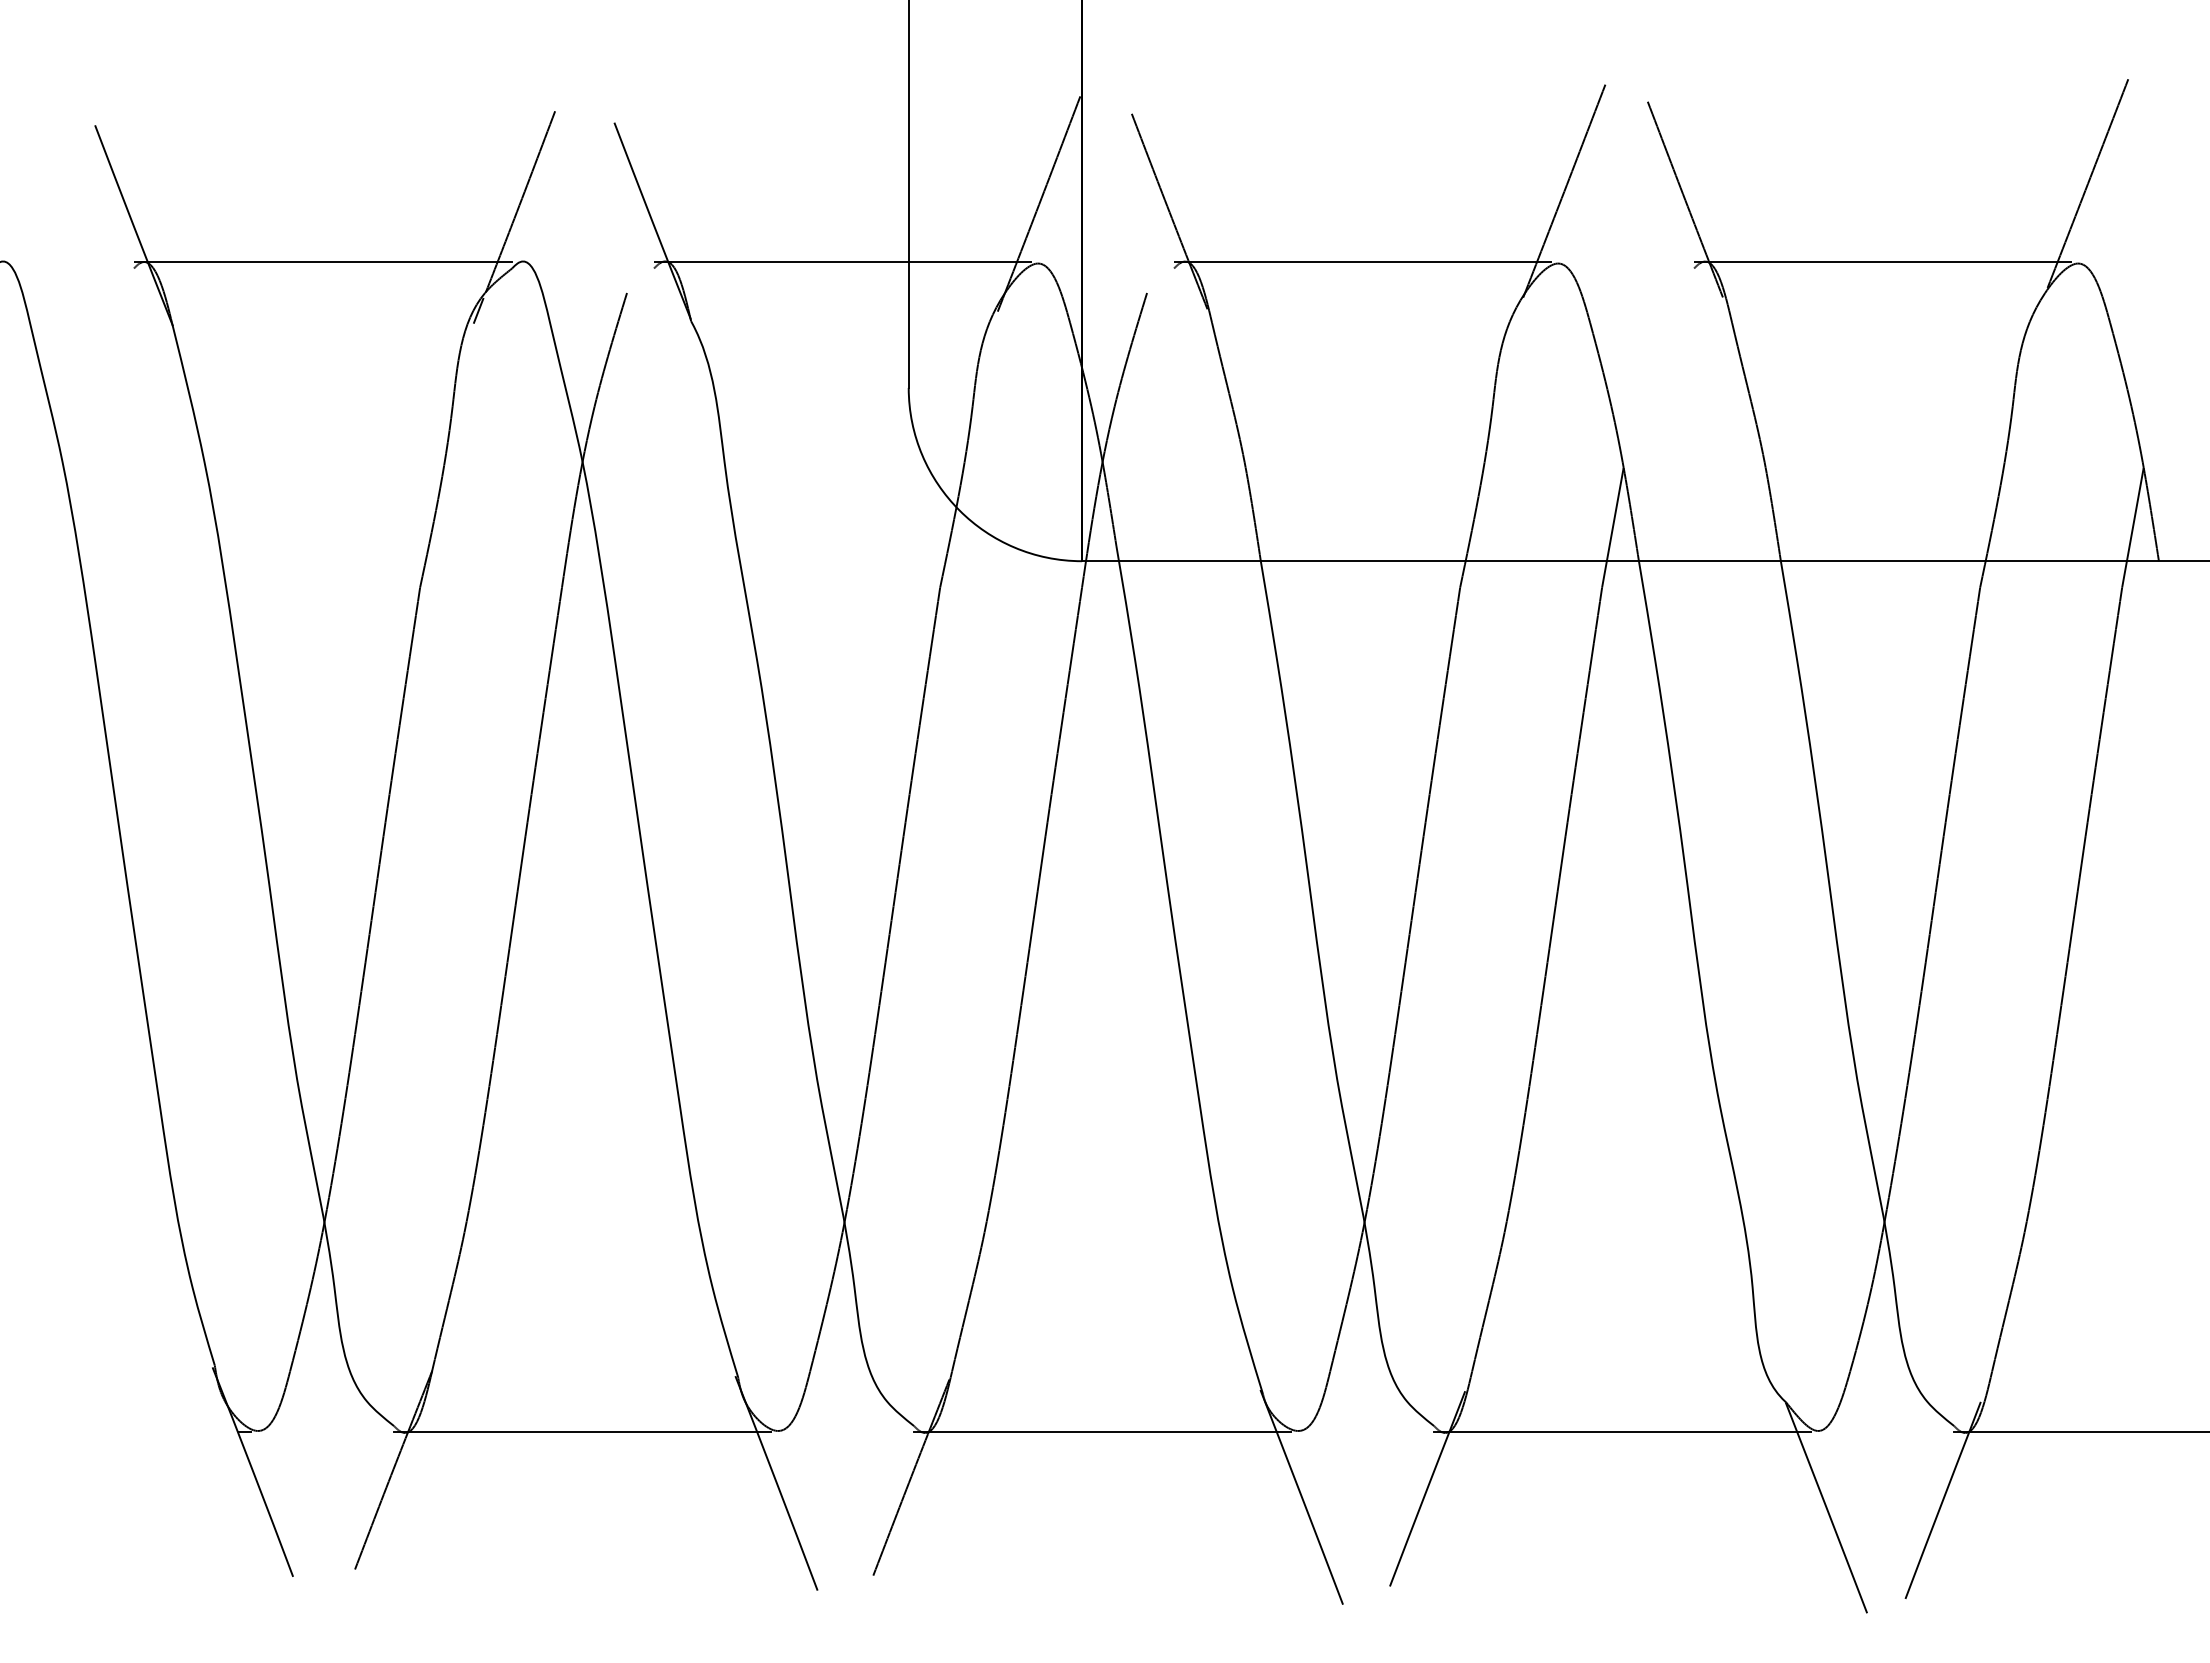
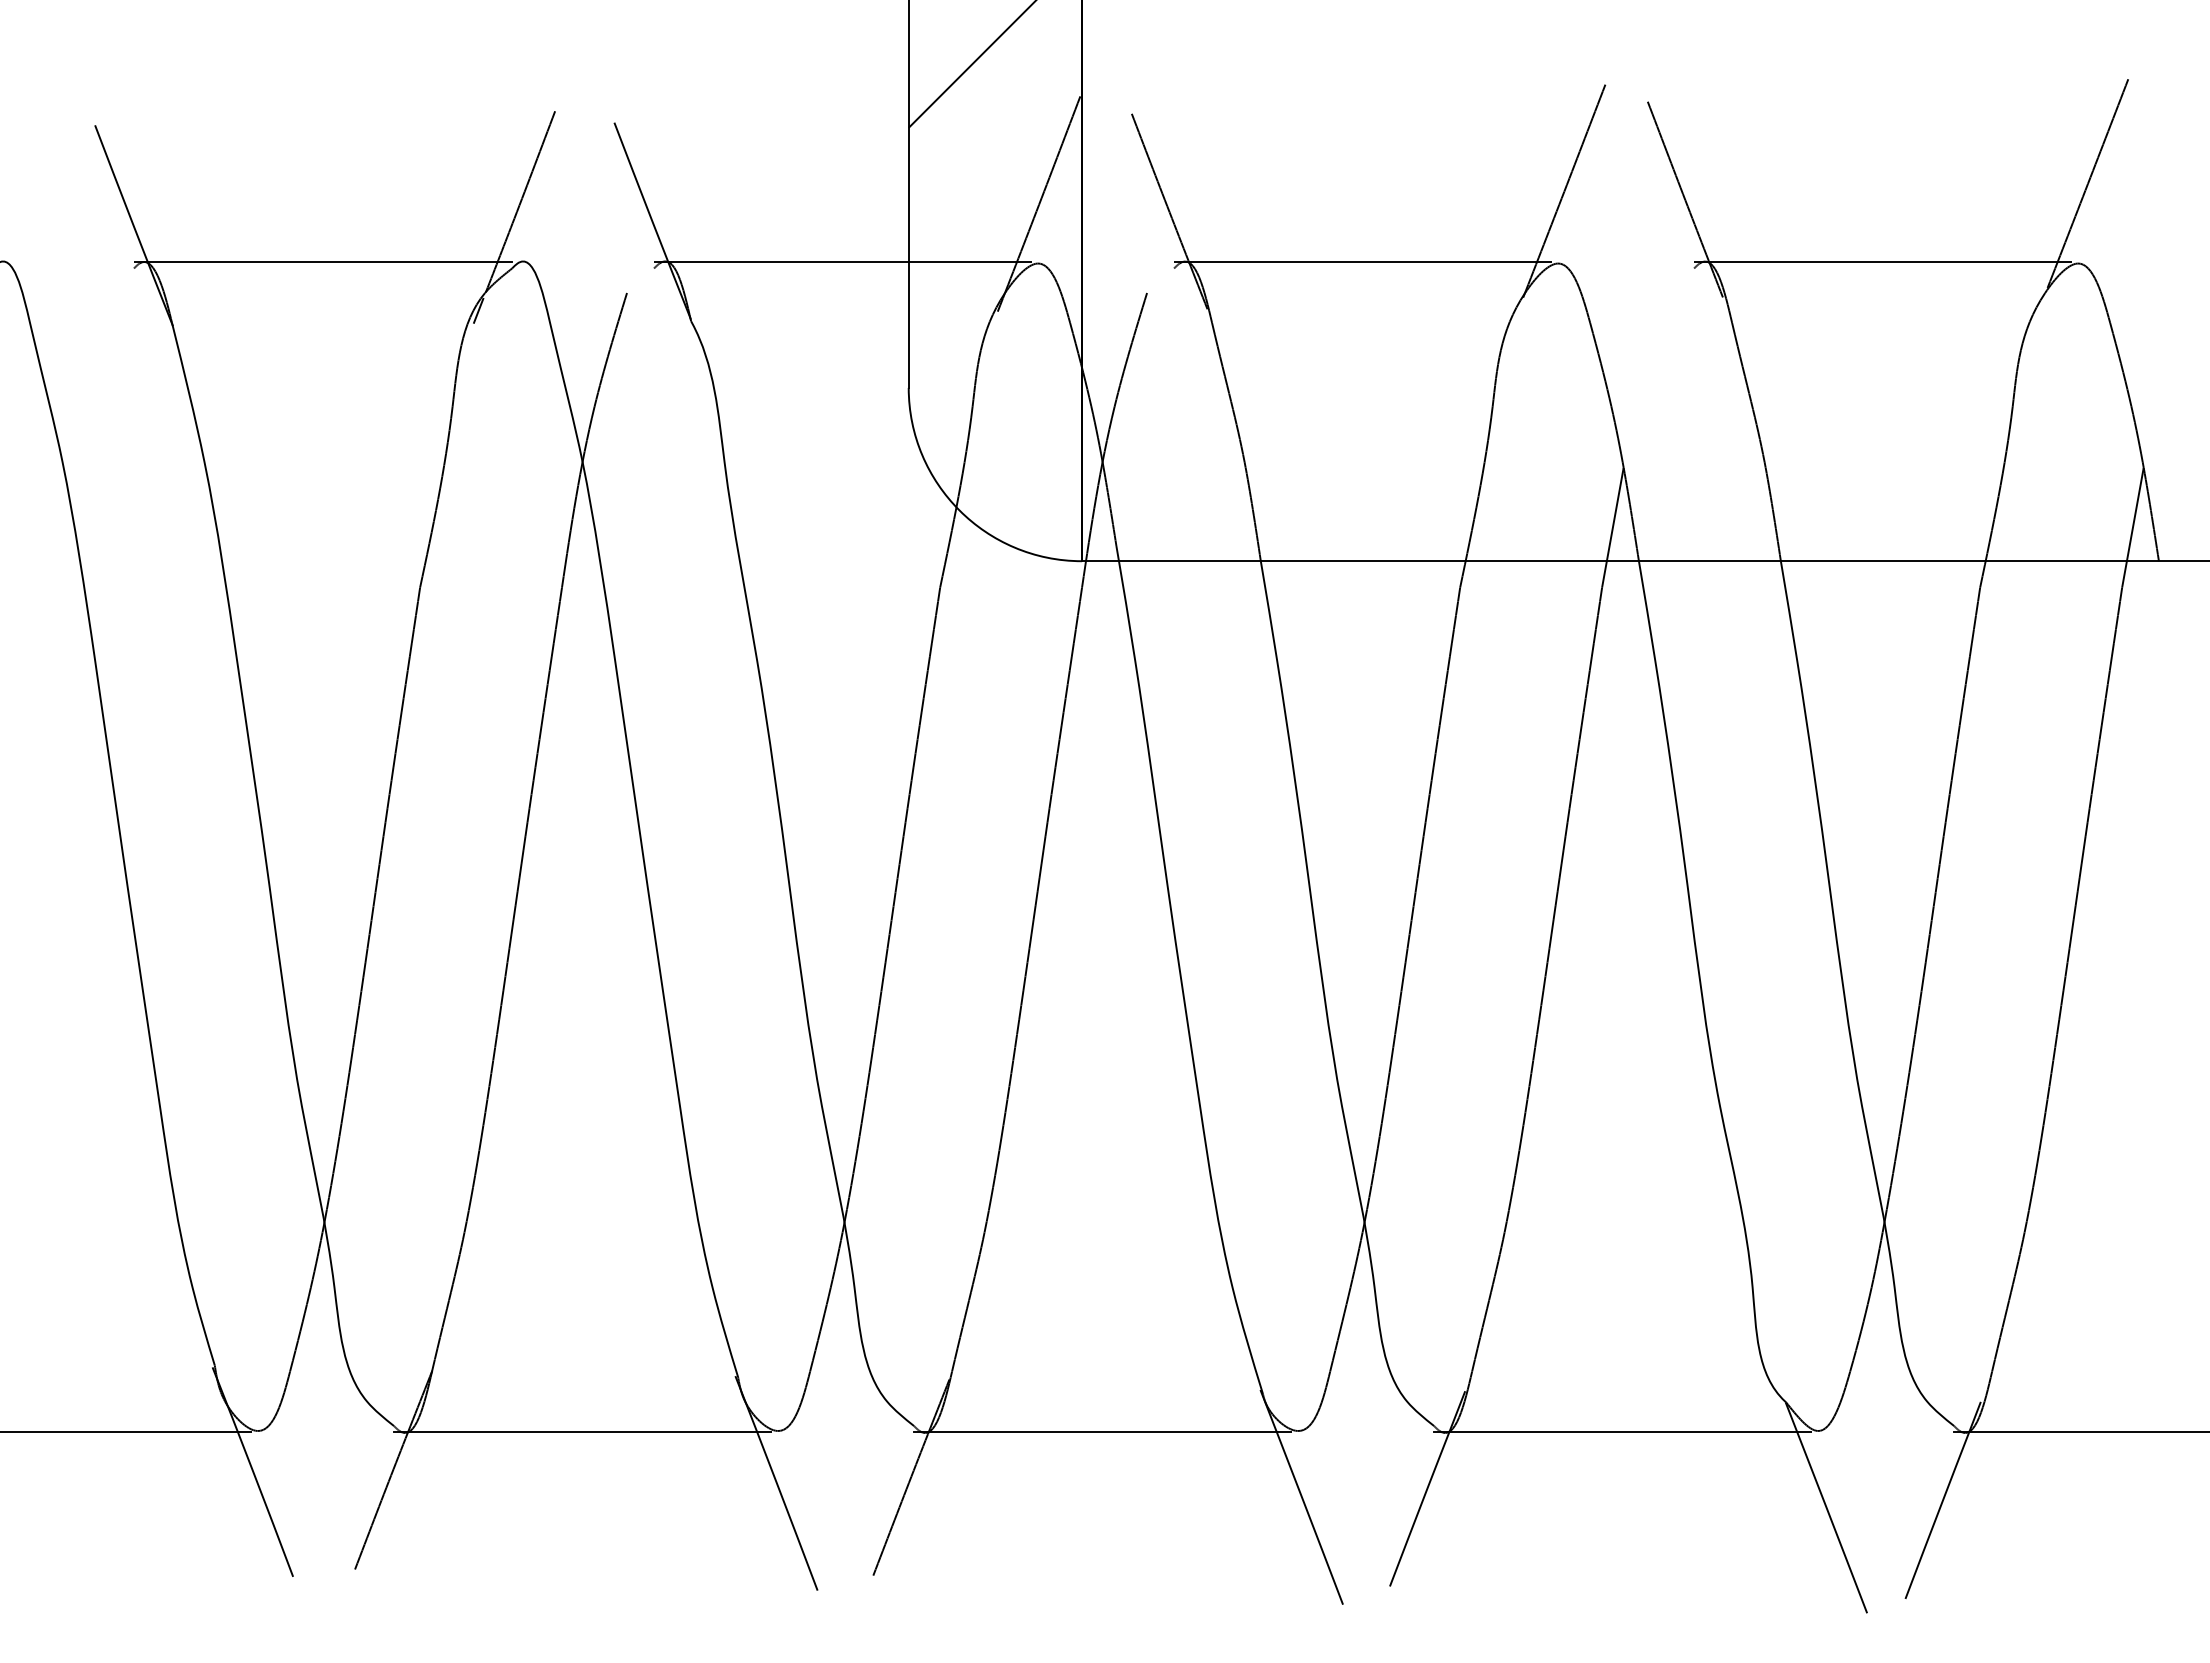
line: none -> present (970, 64)
line: none -> present (119, 1432)
